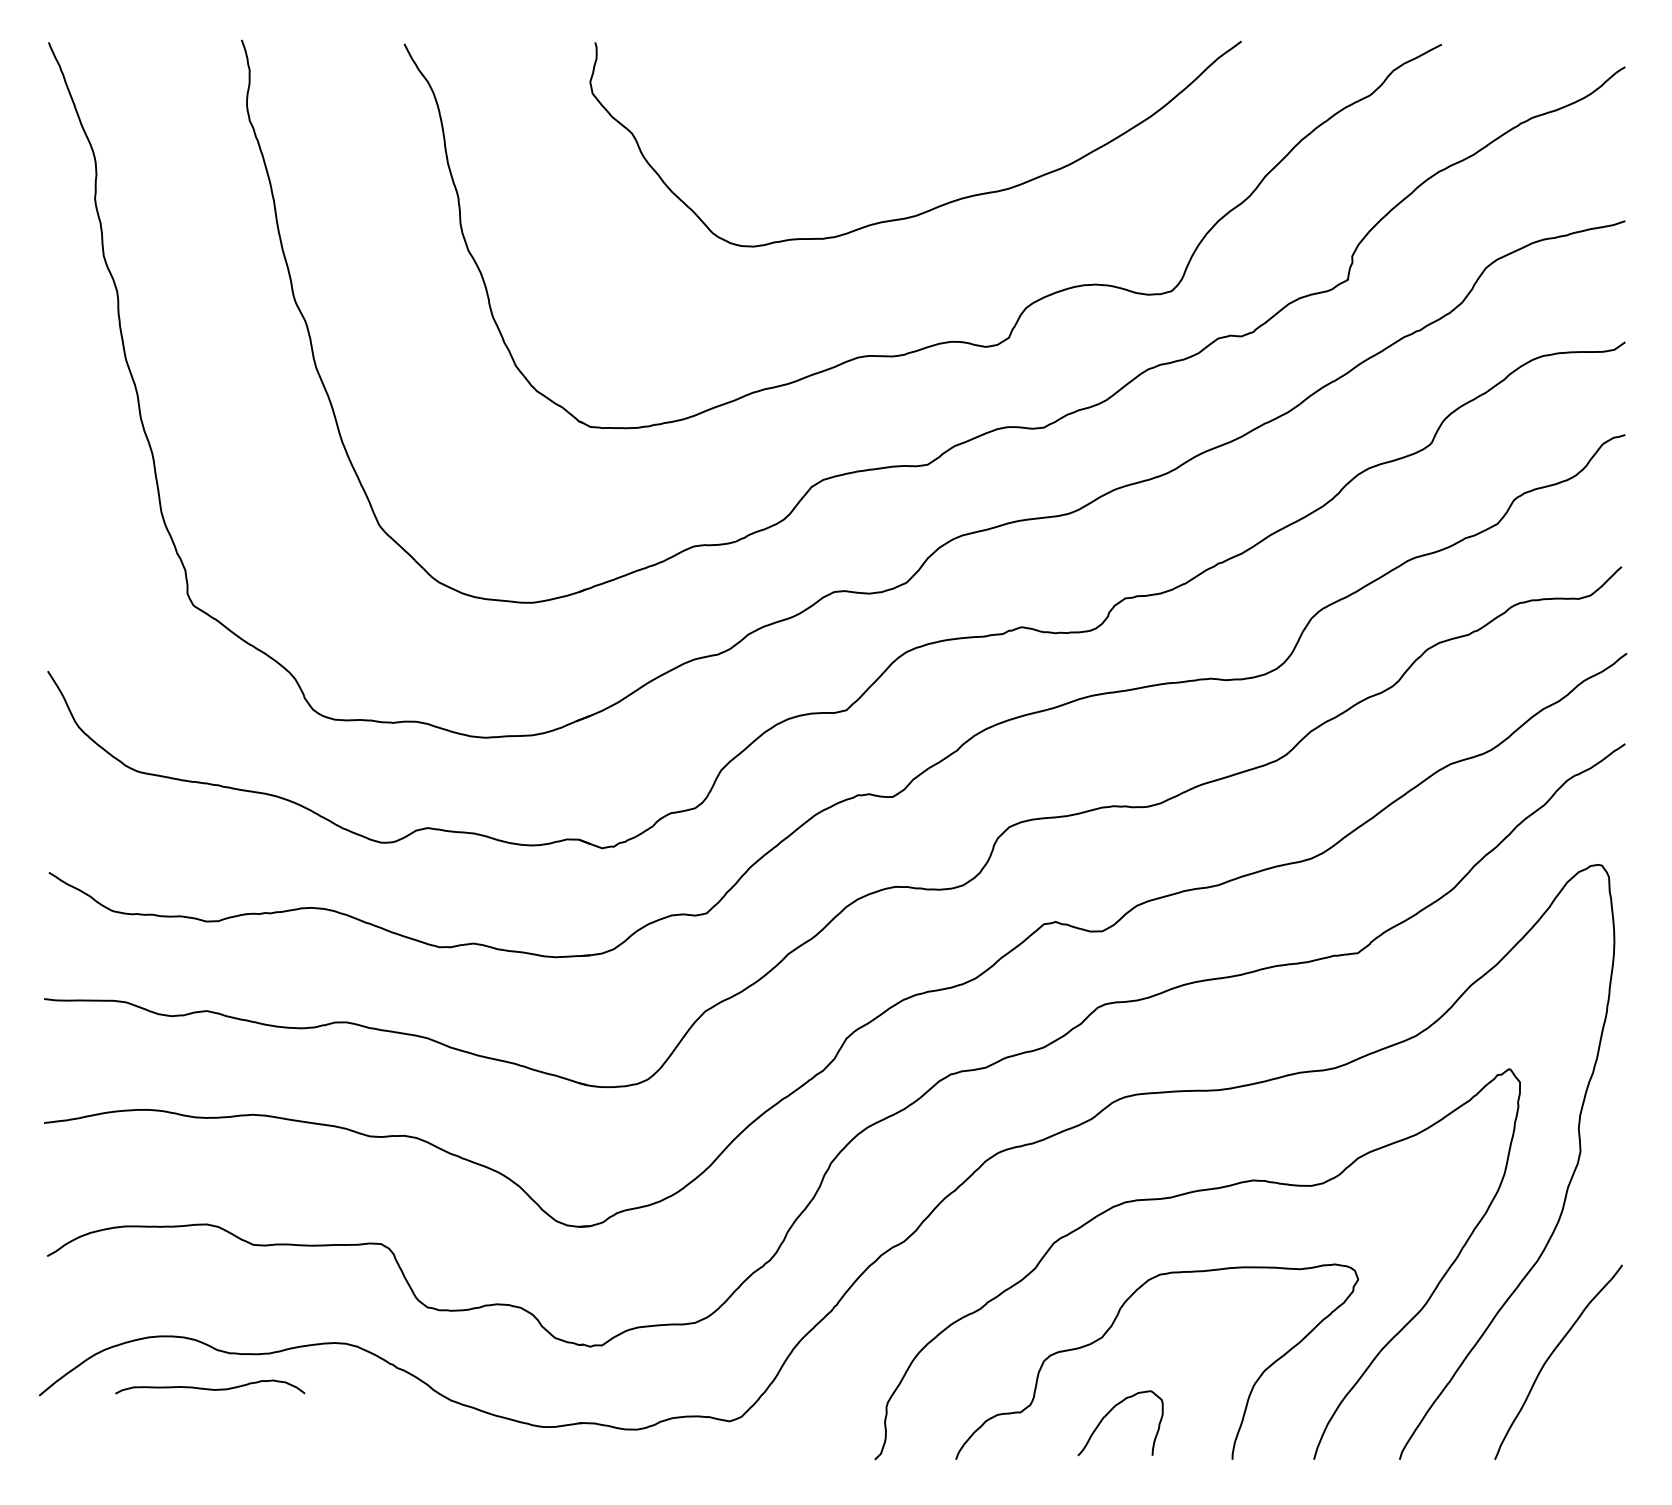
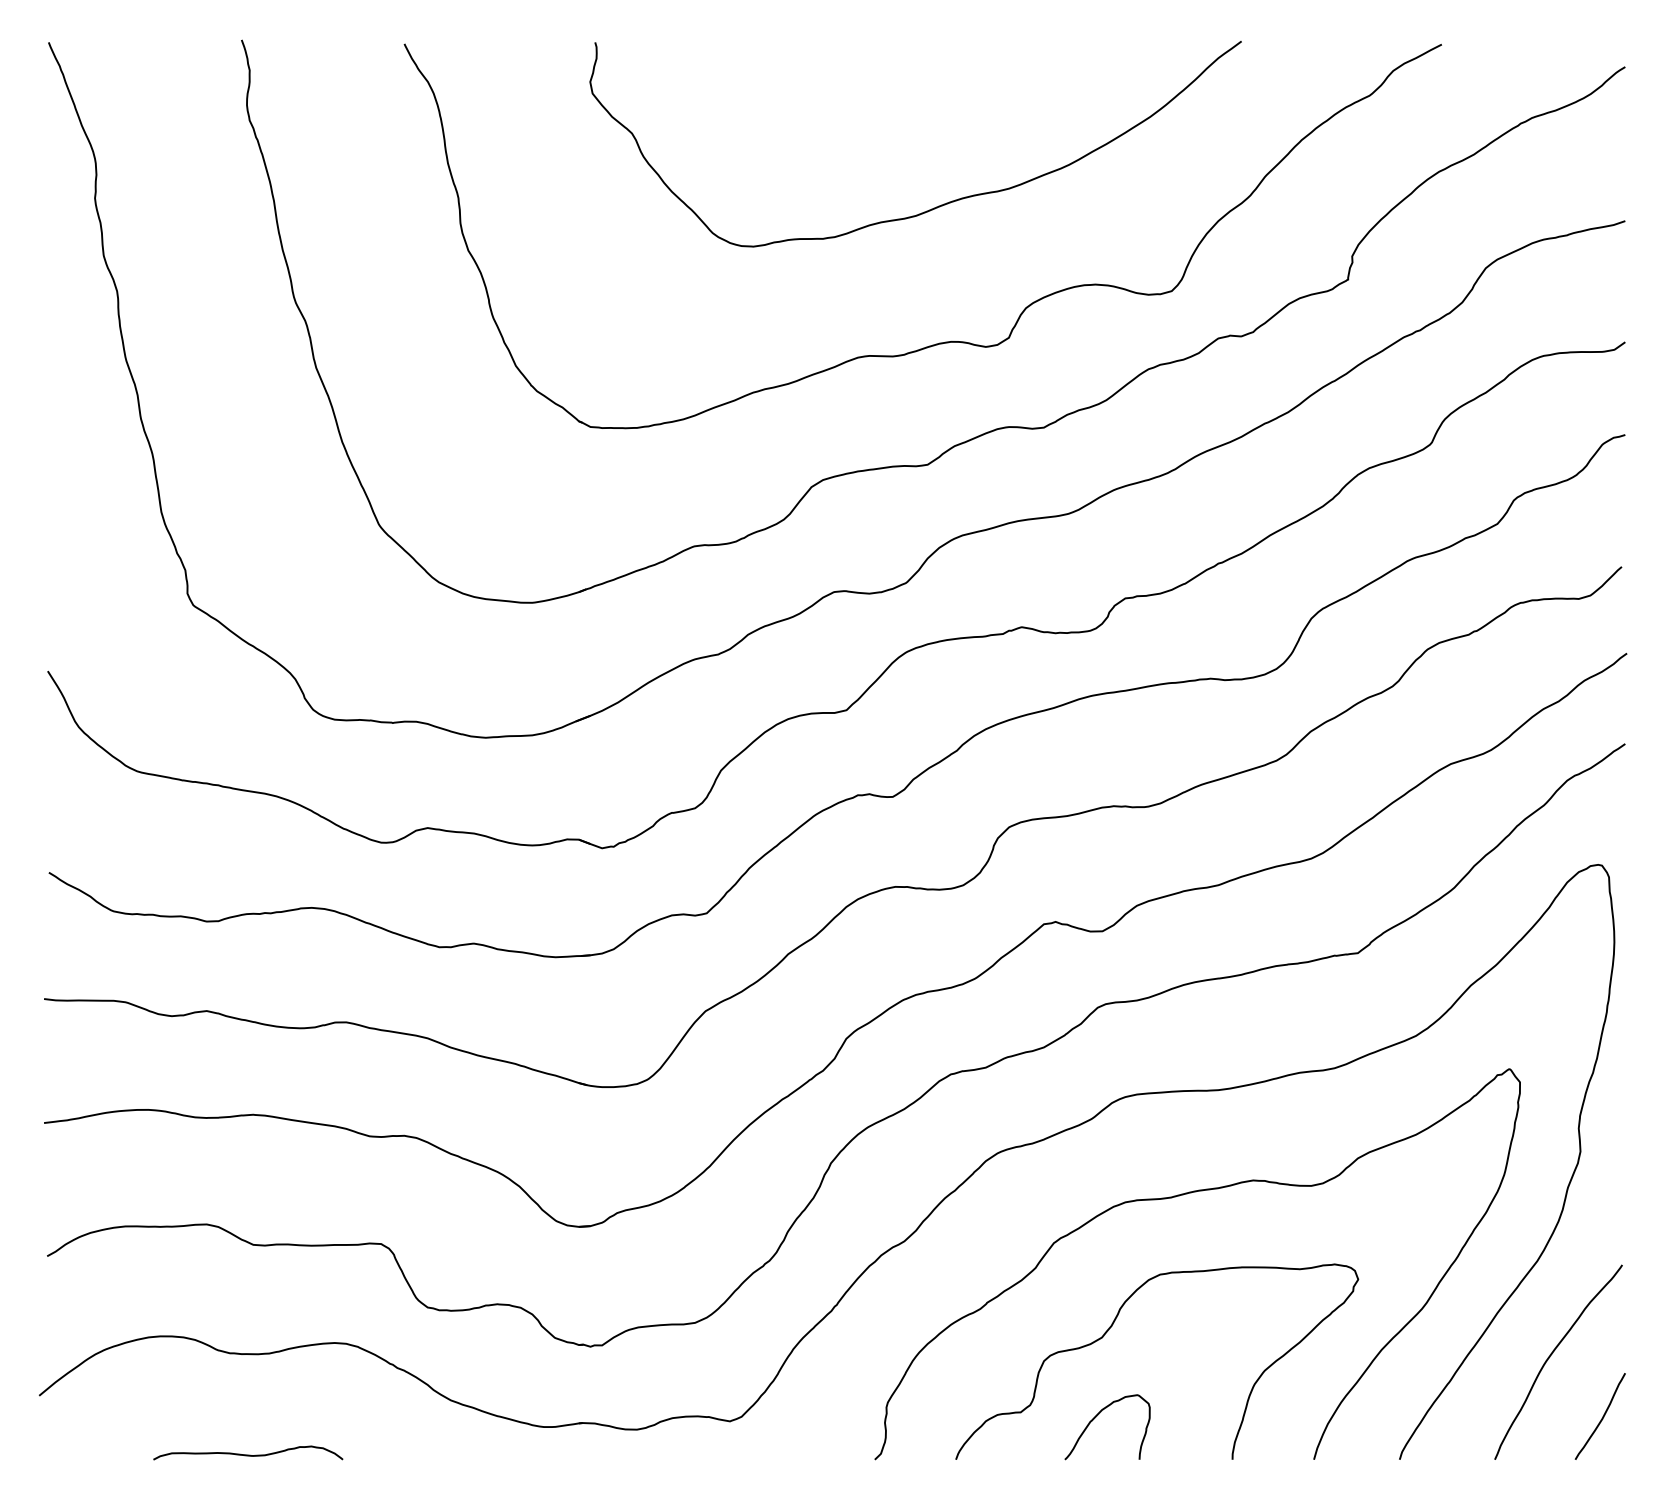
curve position: (210, 1388) -> (248, 1454) (248, 1454)
curve position: (1110, 1412) -> (1097, 1416) (1097, 1416)
curve: none -> present (1601, 1418)
